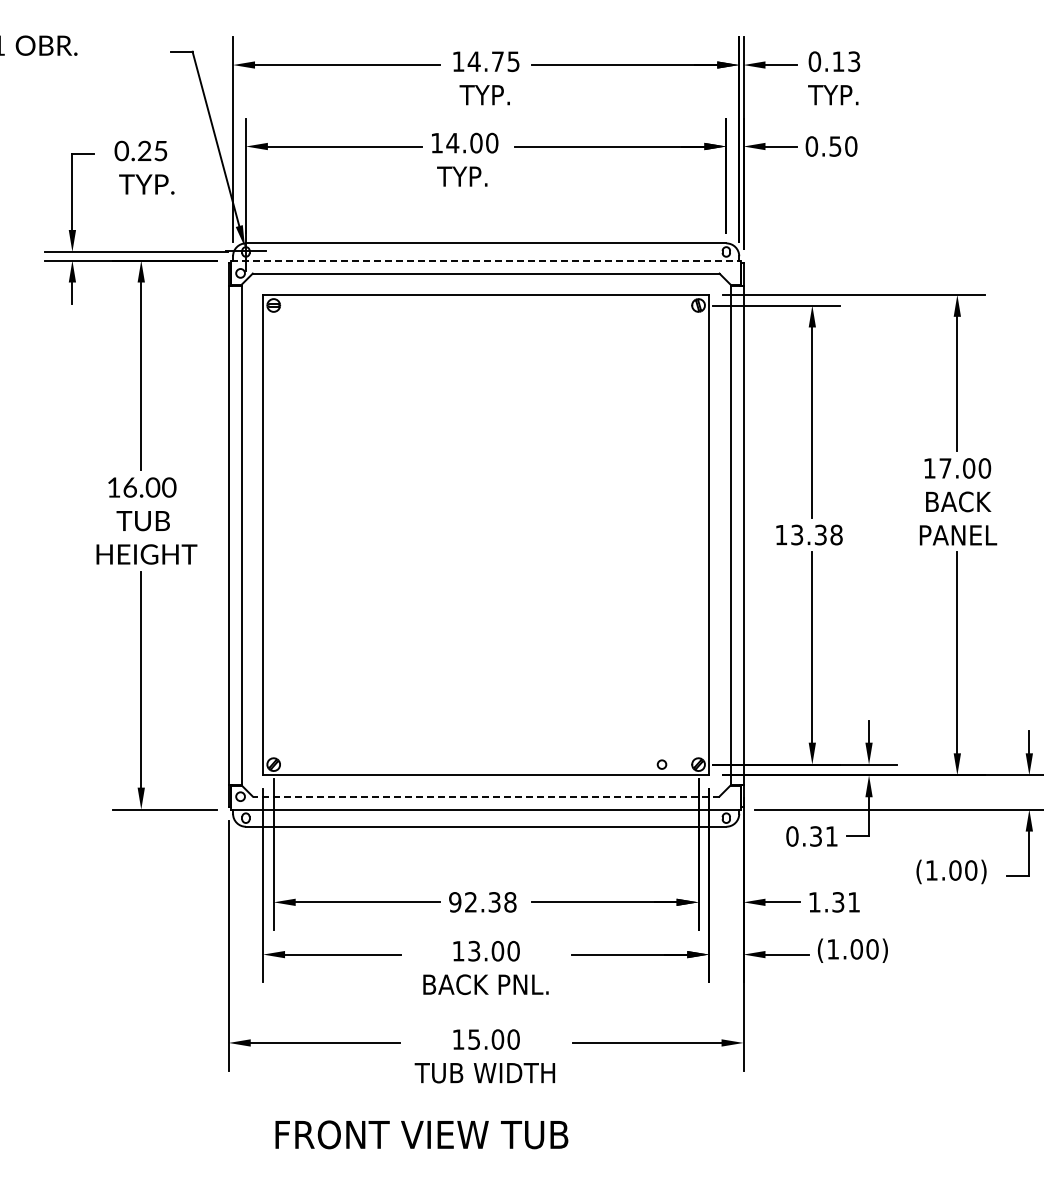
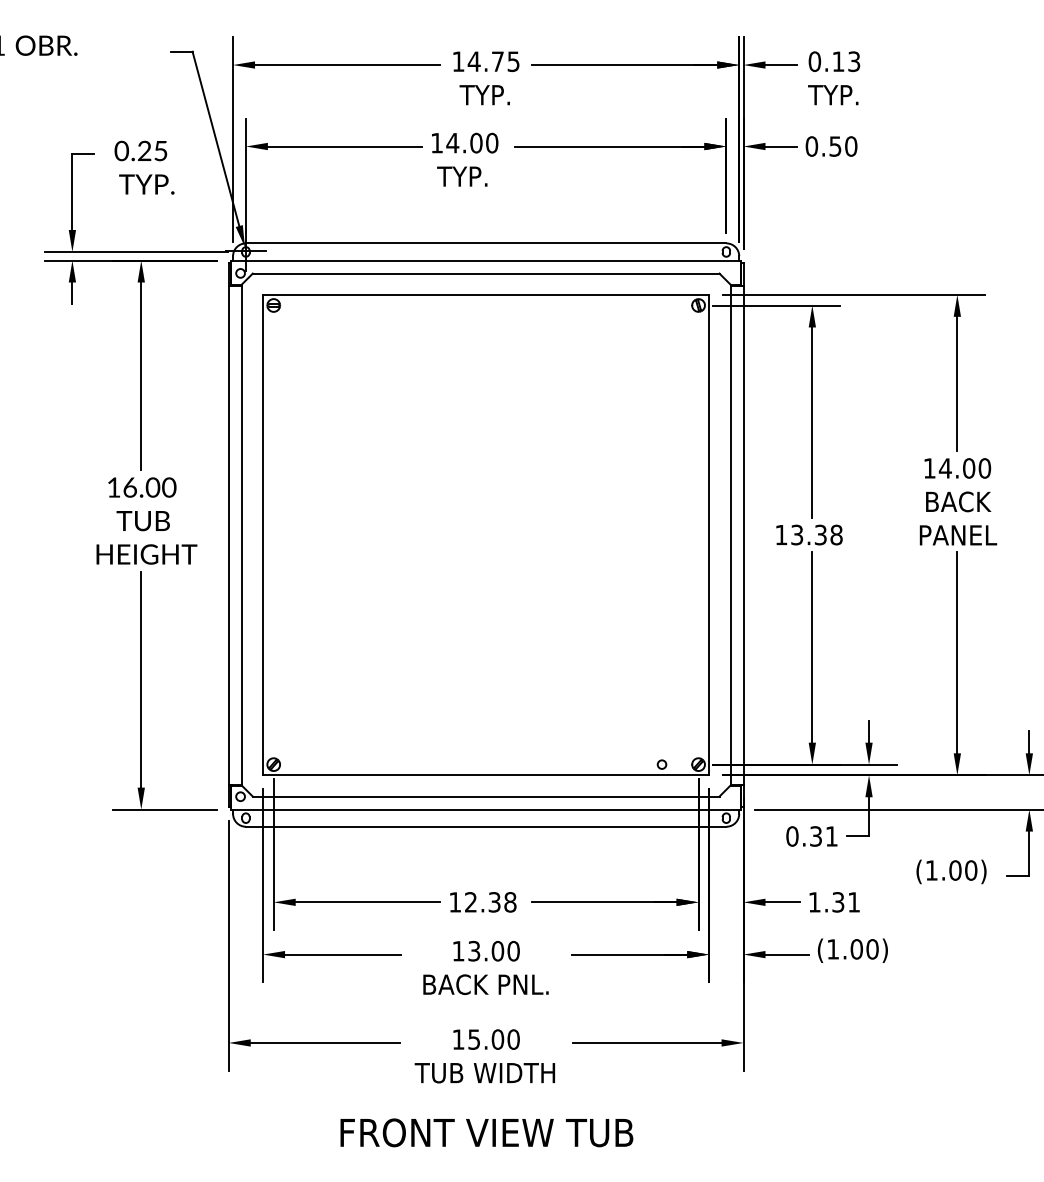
line: dashed -> solid (486, 260)
text: 17.00 -> 14.00 (944, 468)
line: dashed -> solid (485, 796)
text: 92.38 -> 12.38 (455, 902)
text position: (421, 1134) -> (486, 1132) (486, 1132)
